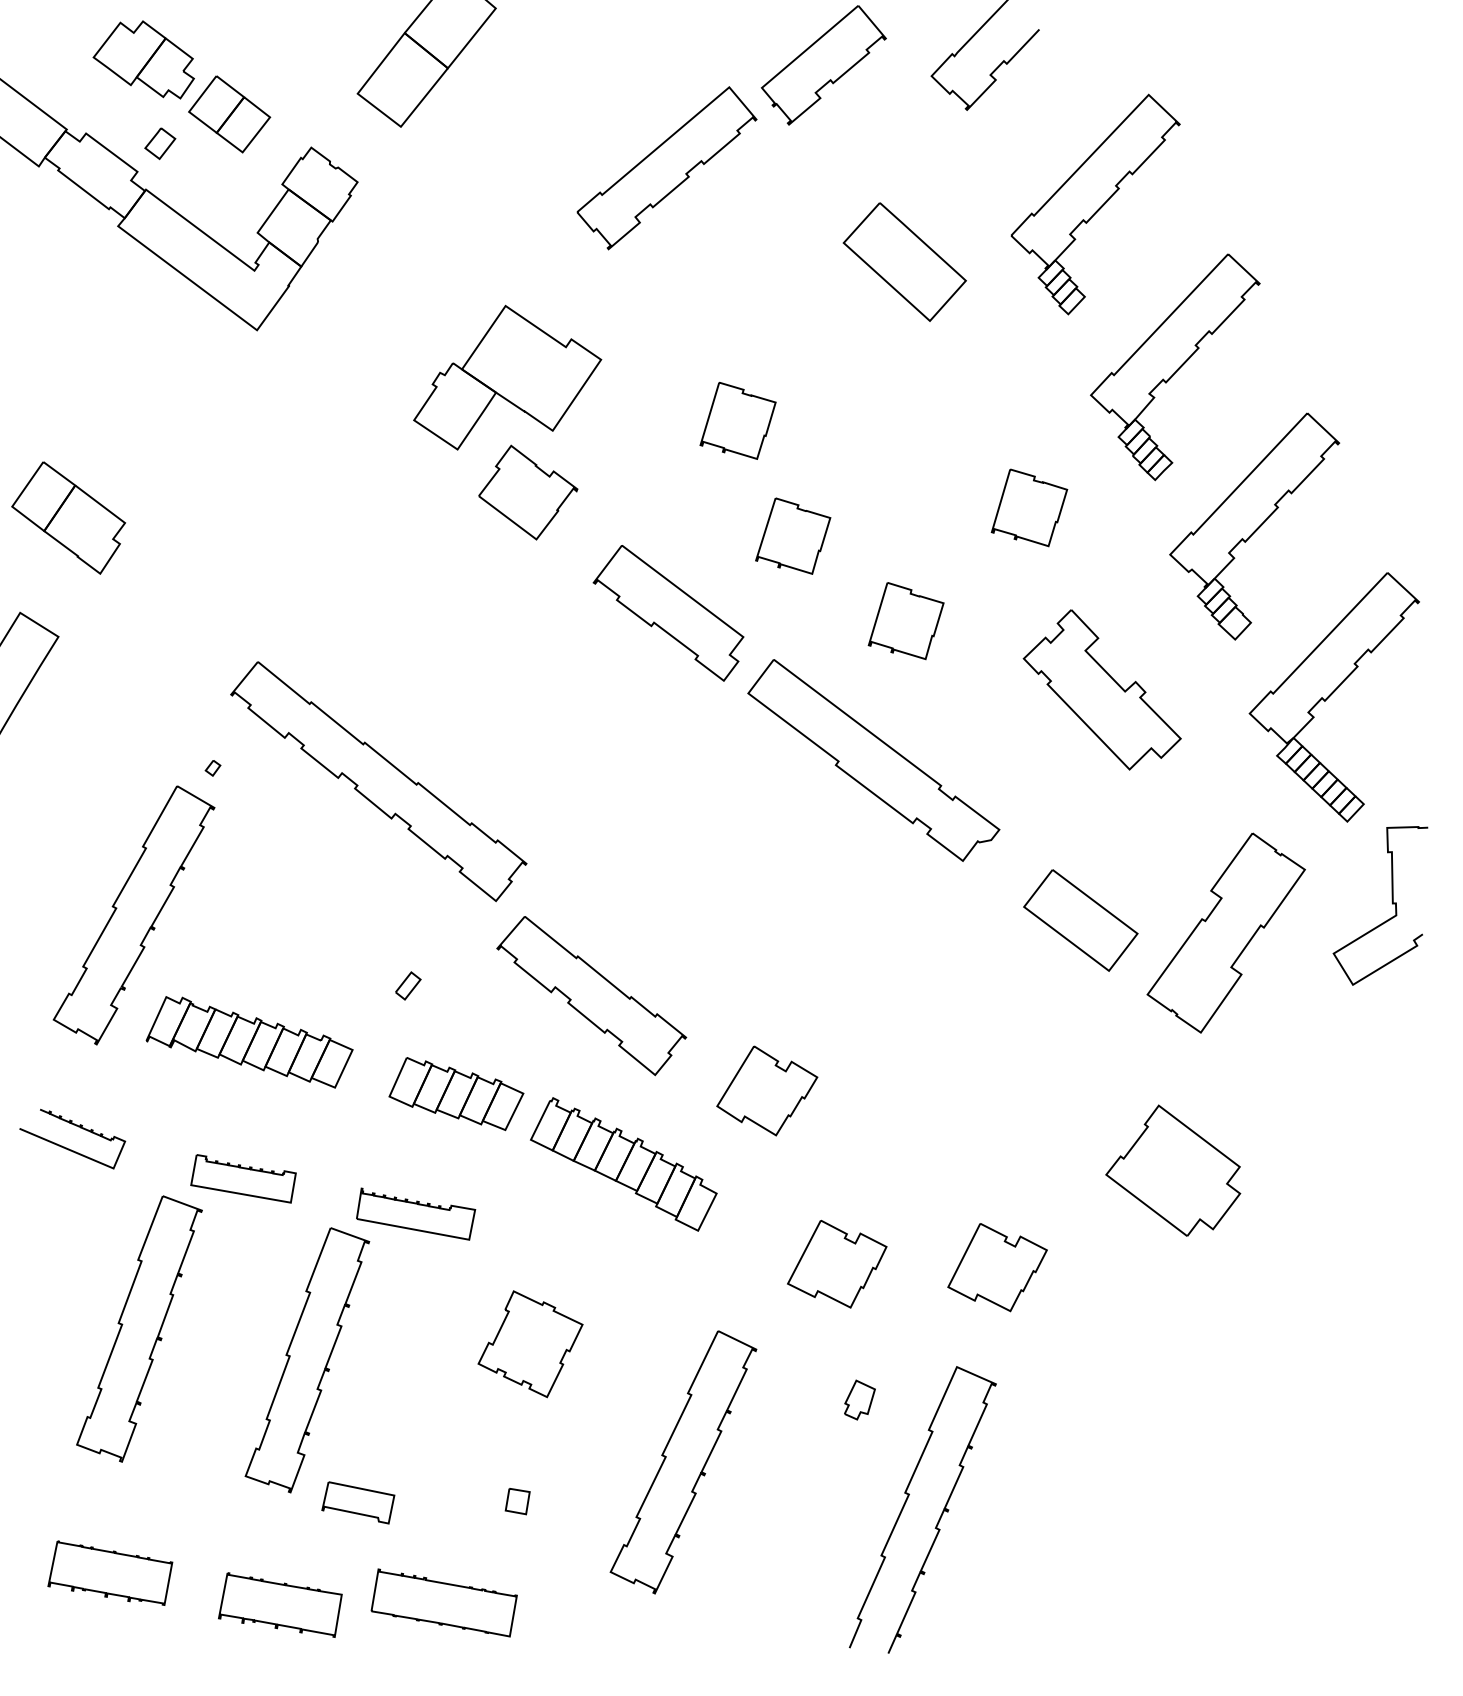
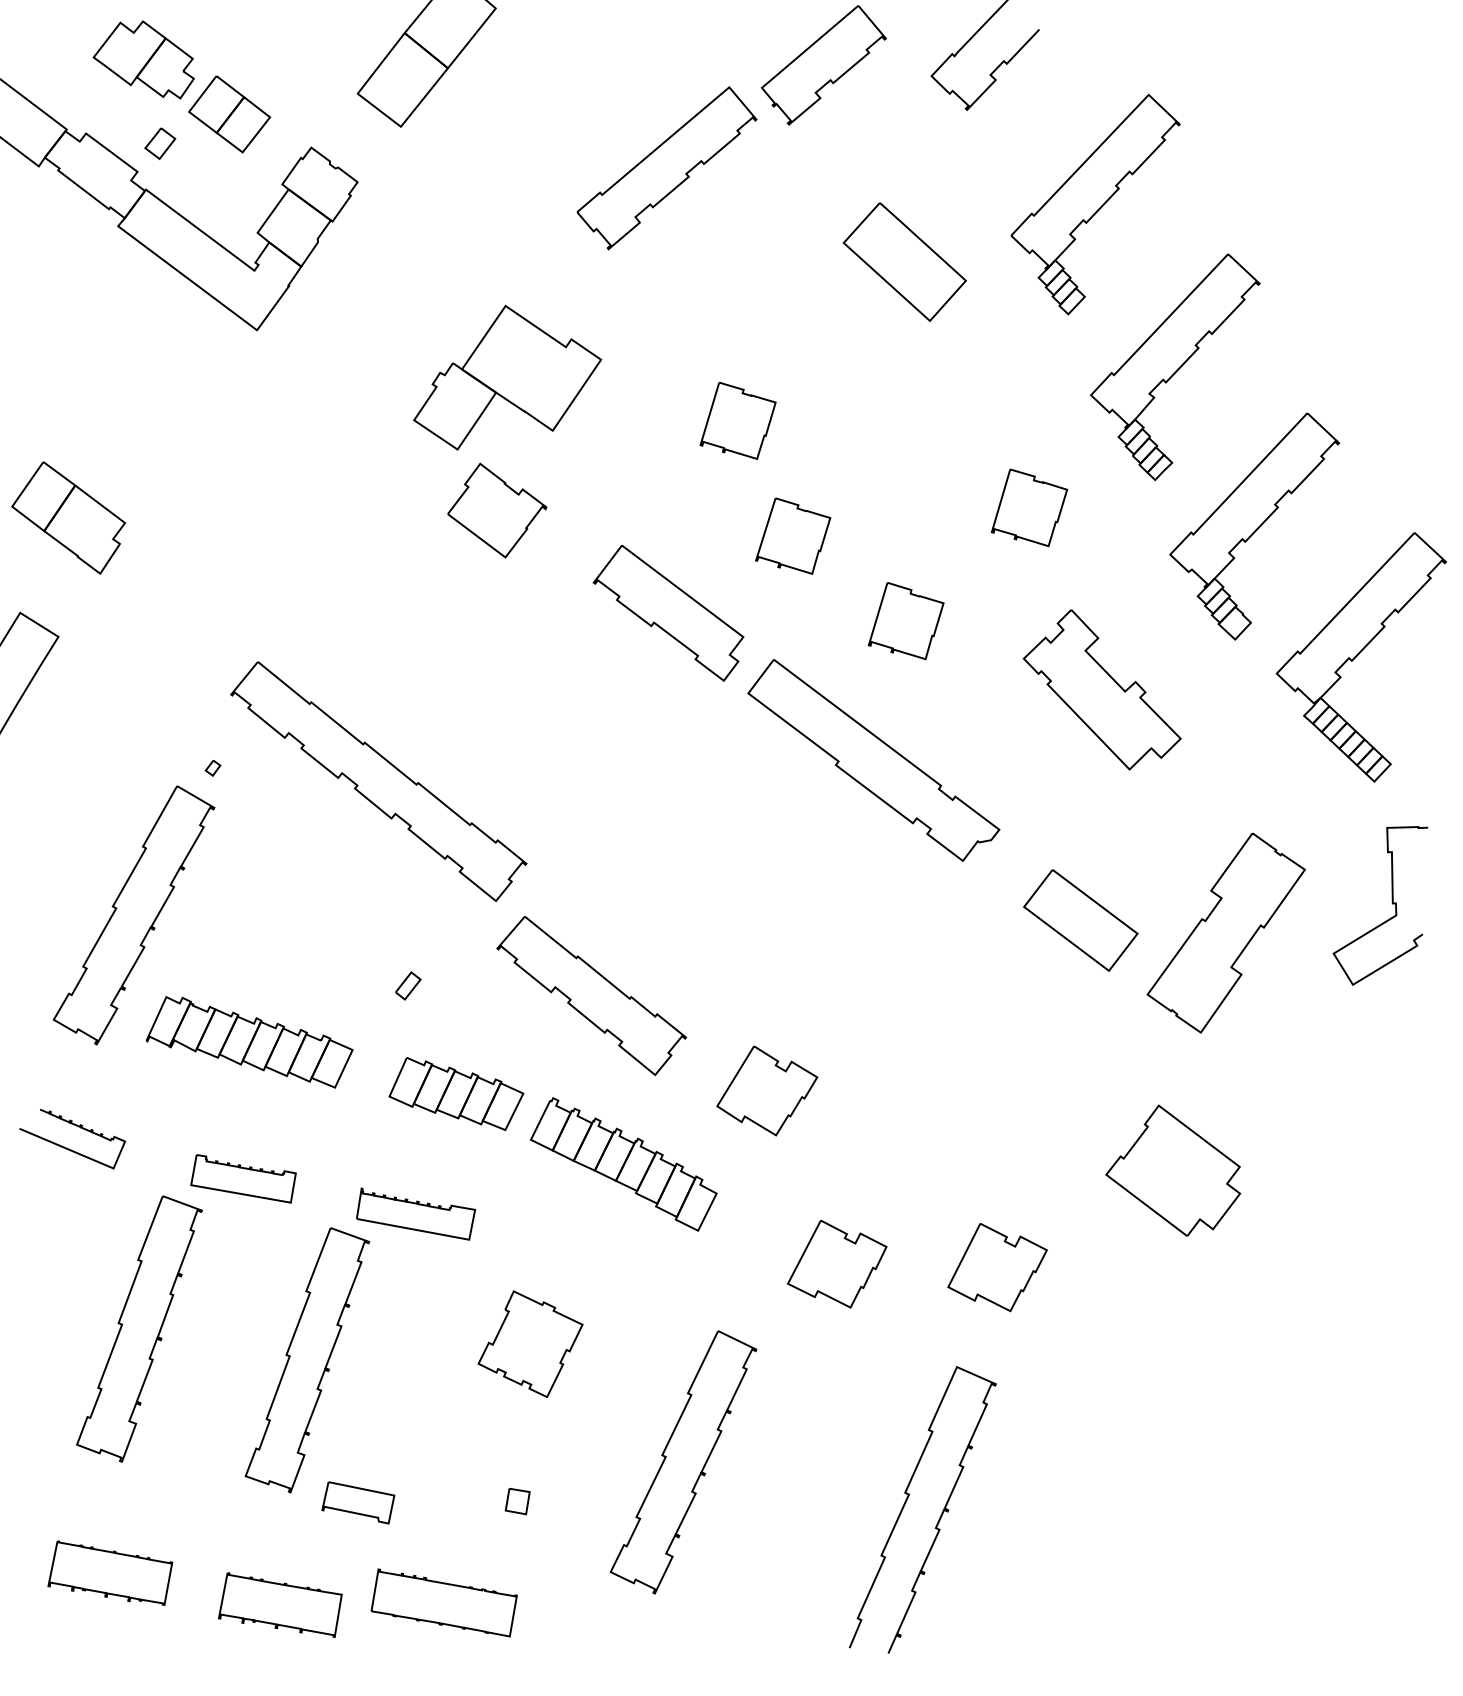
part position: (528, 492) -> (497, 510) (497, 510)
part position: (1333, 697) -> (1360, 657) (1360, 657)
part: present -> none (859, 1399)
